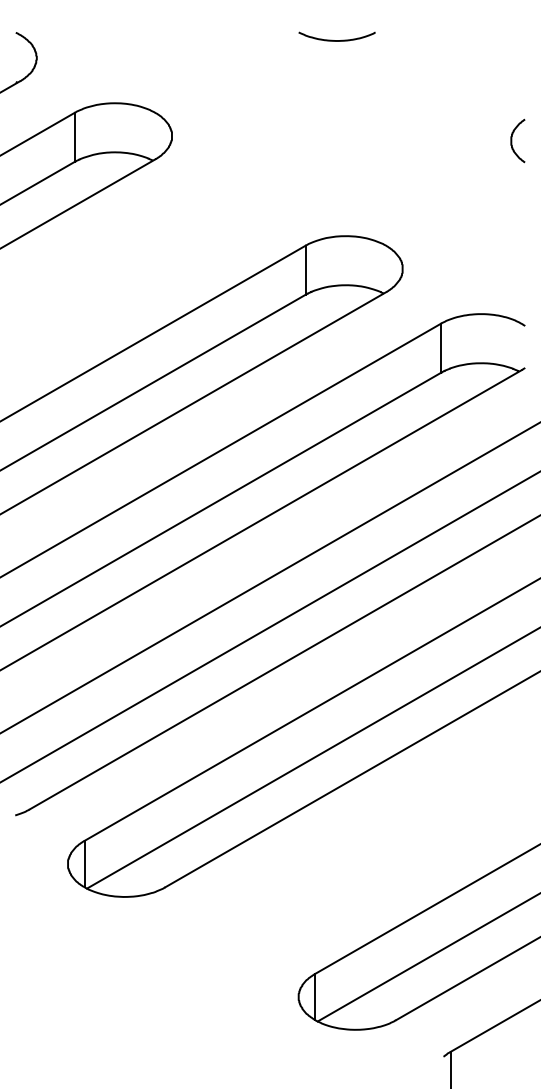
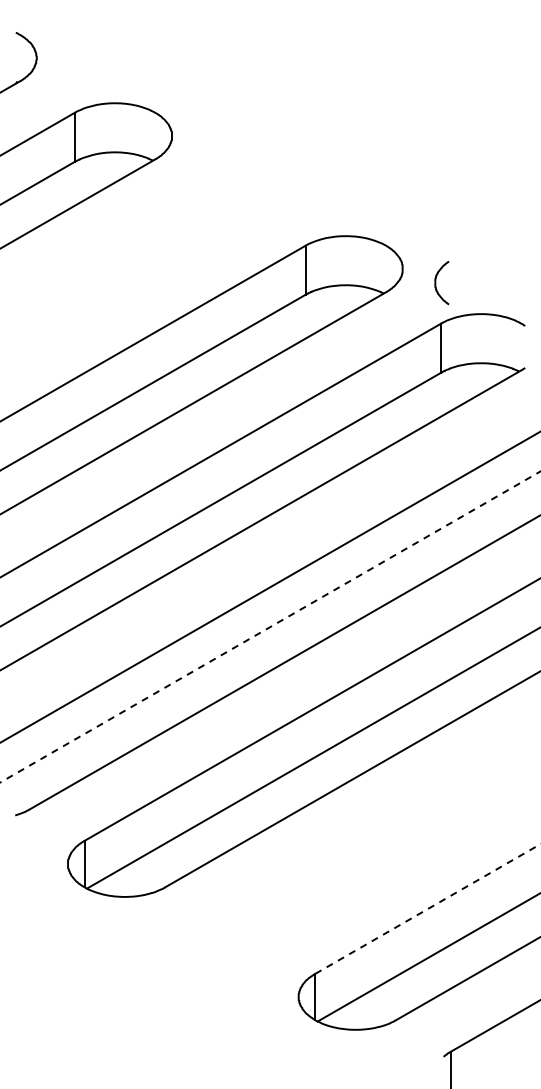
curve: present -> none (336, 40)
curve position: (512, 140) -> (436, 282) (436, 282)
line position: (269, 578) -> (269, 587) (269, 587)
line: solid -> dashed (270, 626)
line: solid -> dashed (428, 908)
